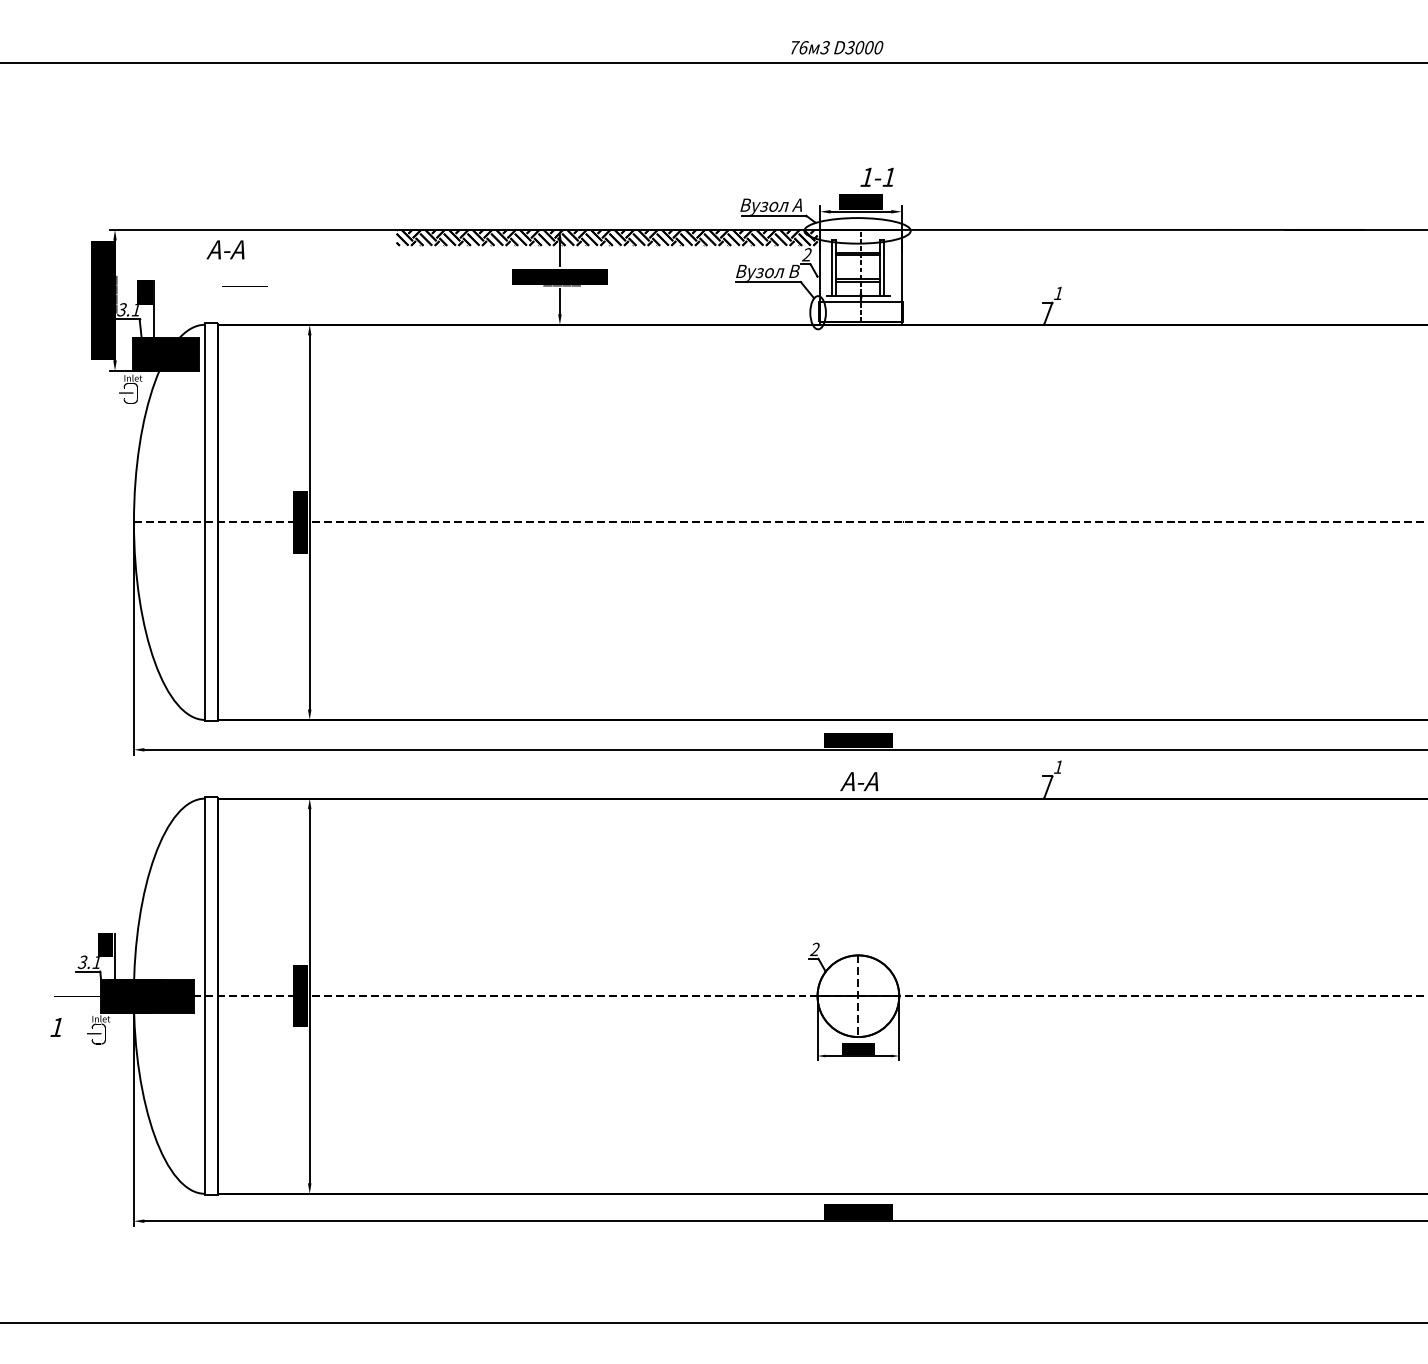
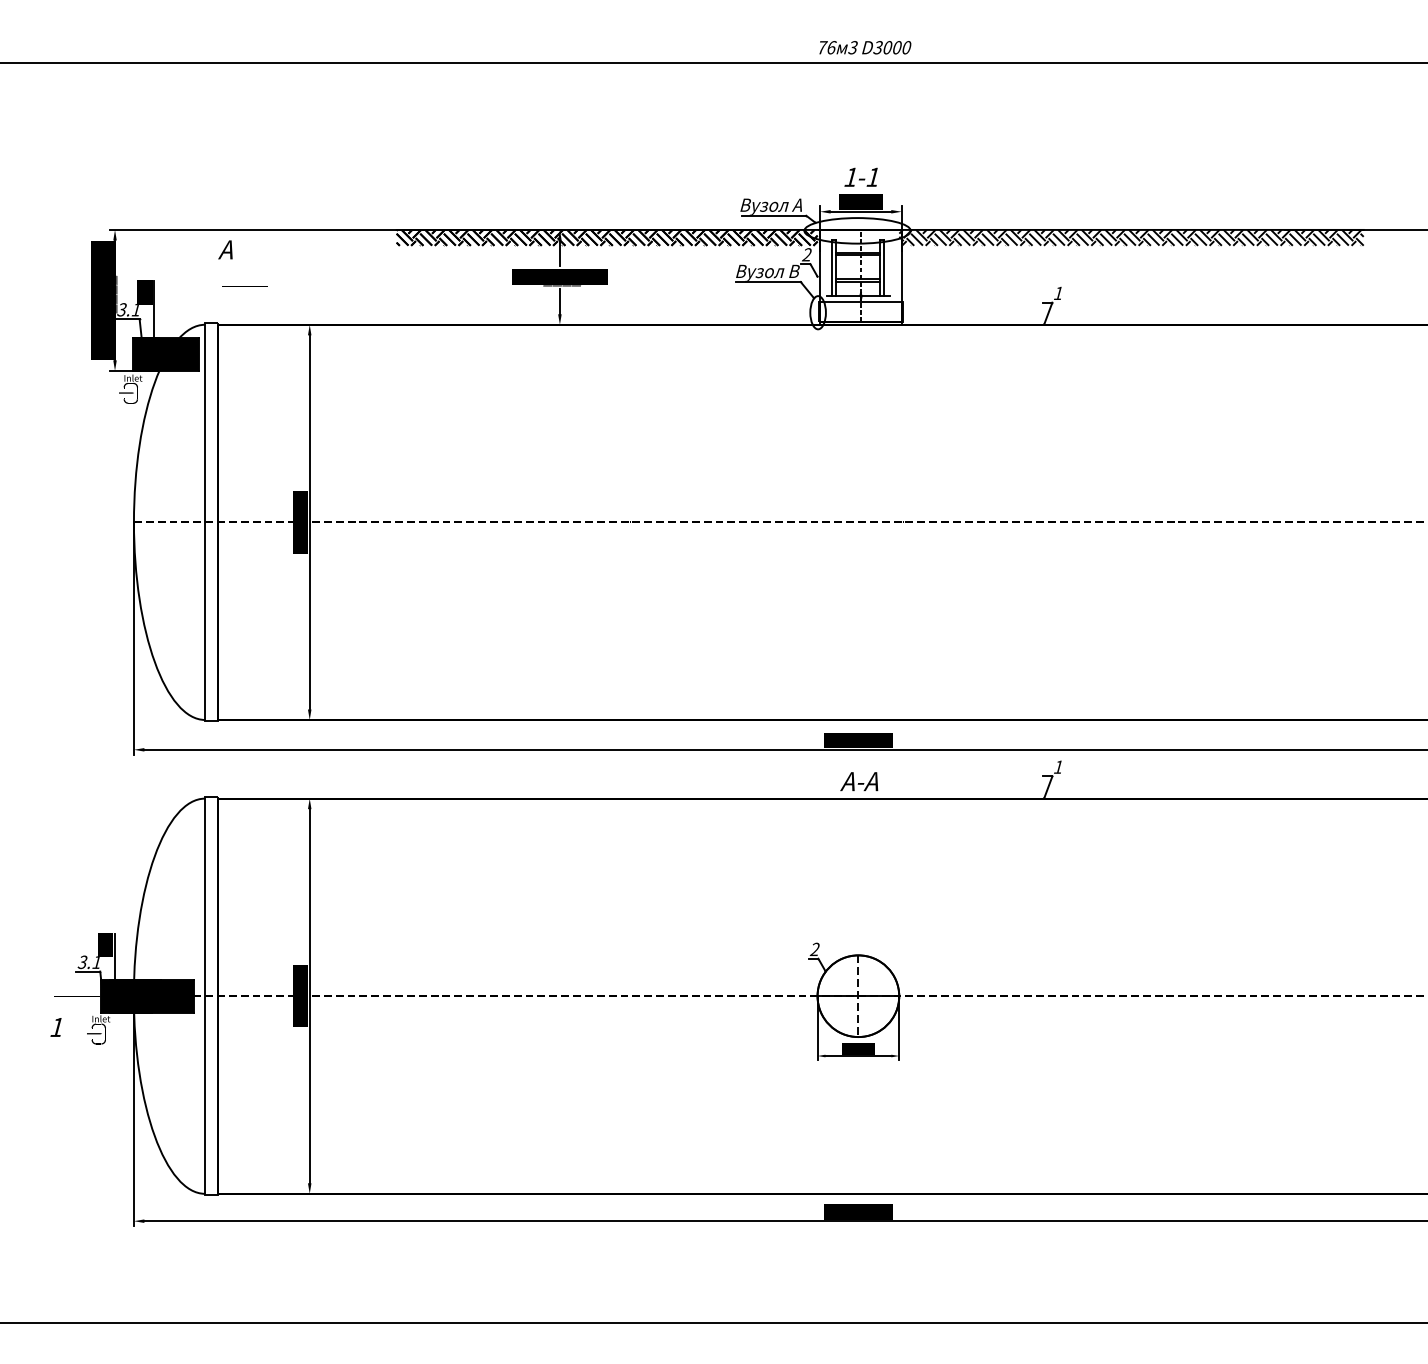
text position: (837, 47) -> (865, 47) (865, 47)
text position: (876, 176) -> (860, 176) (860, 176)
hatch: none -> present (1131, 237)
text: А-А -> А (225, 249)
